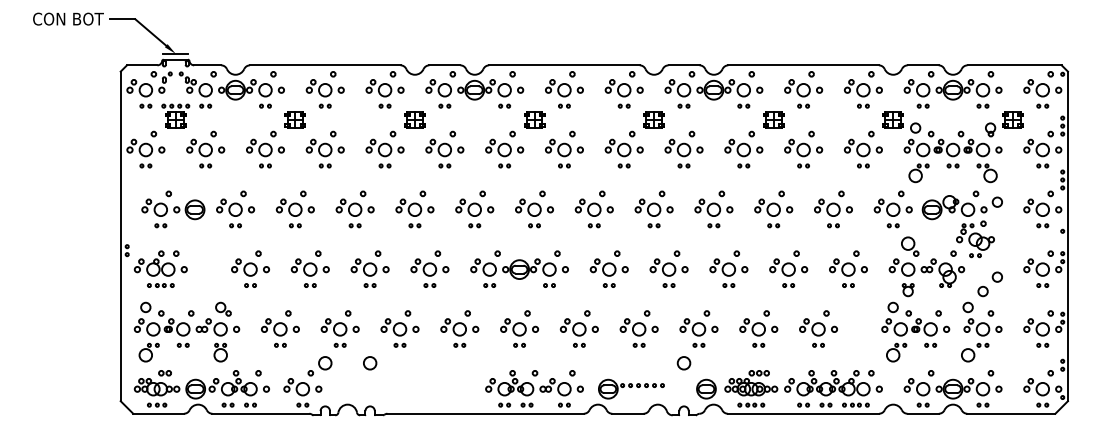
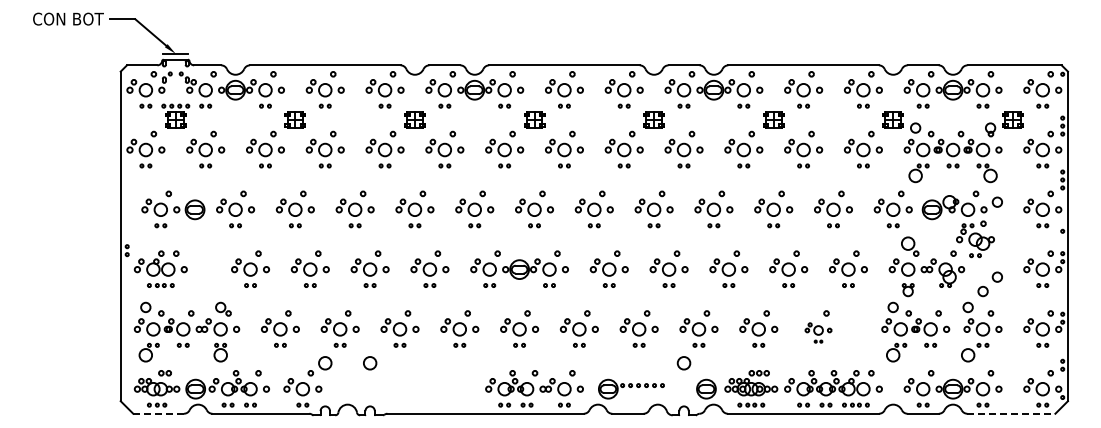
part size: 39x30 px -> 29x22 px (818, 332)
line: solid -> dashed (159, 413)
line: solid -> dashed (1011, 413)
